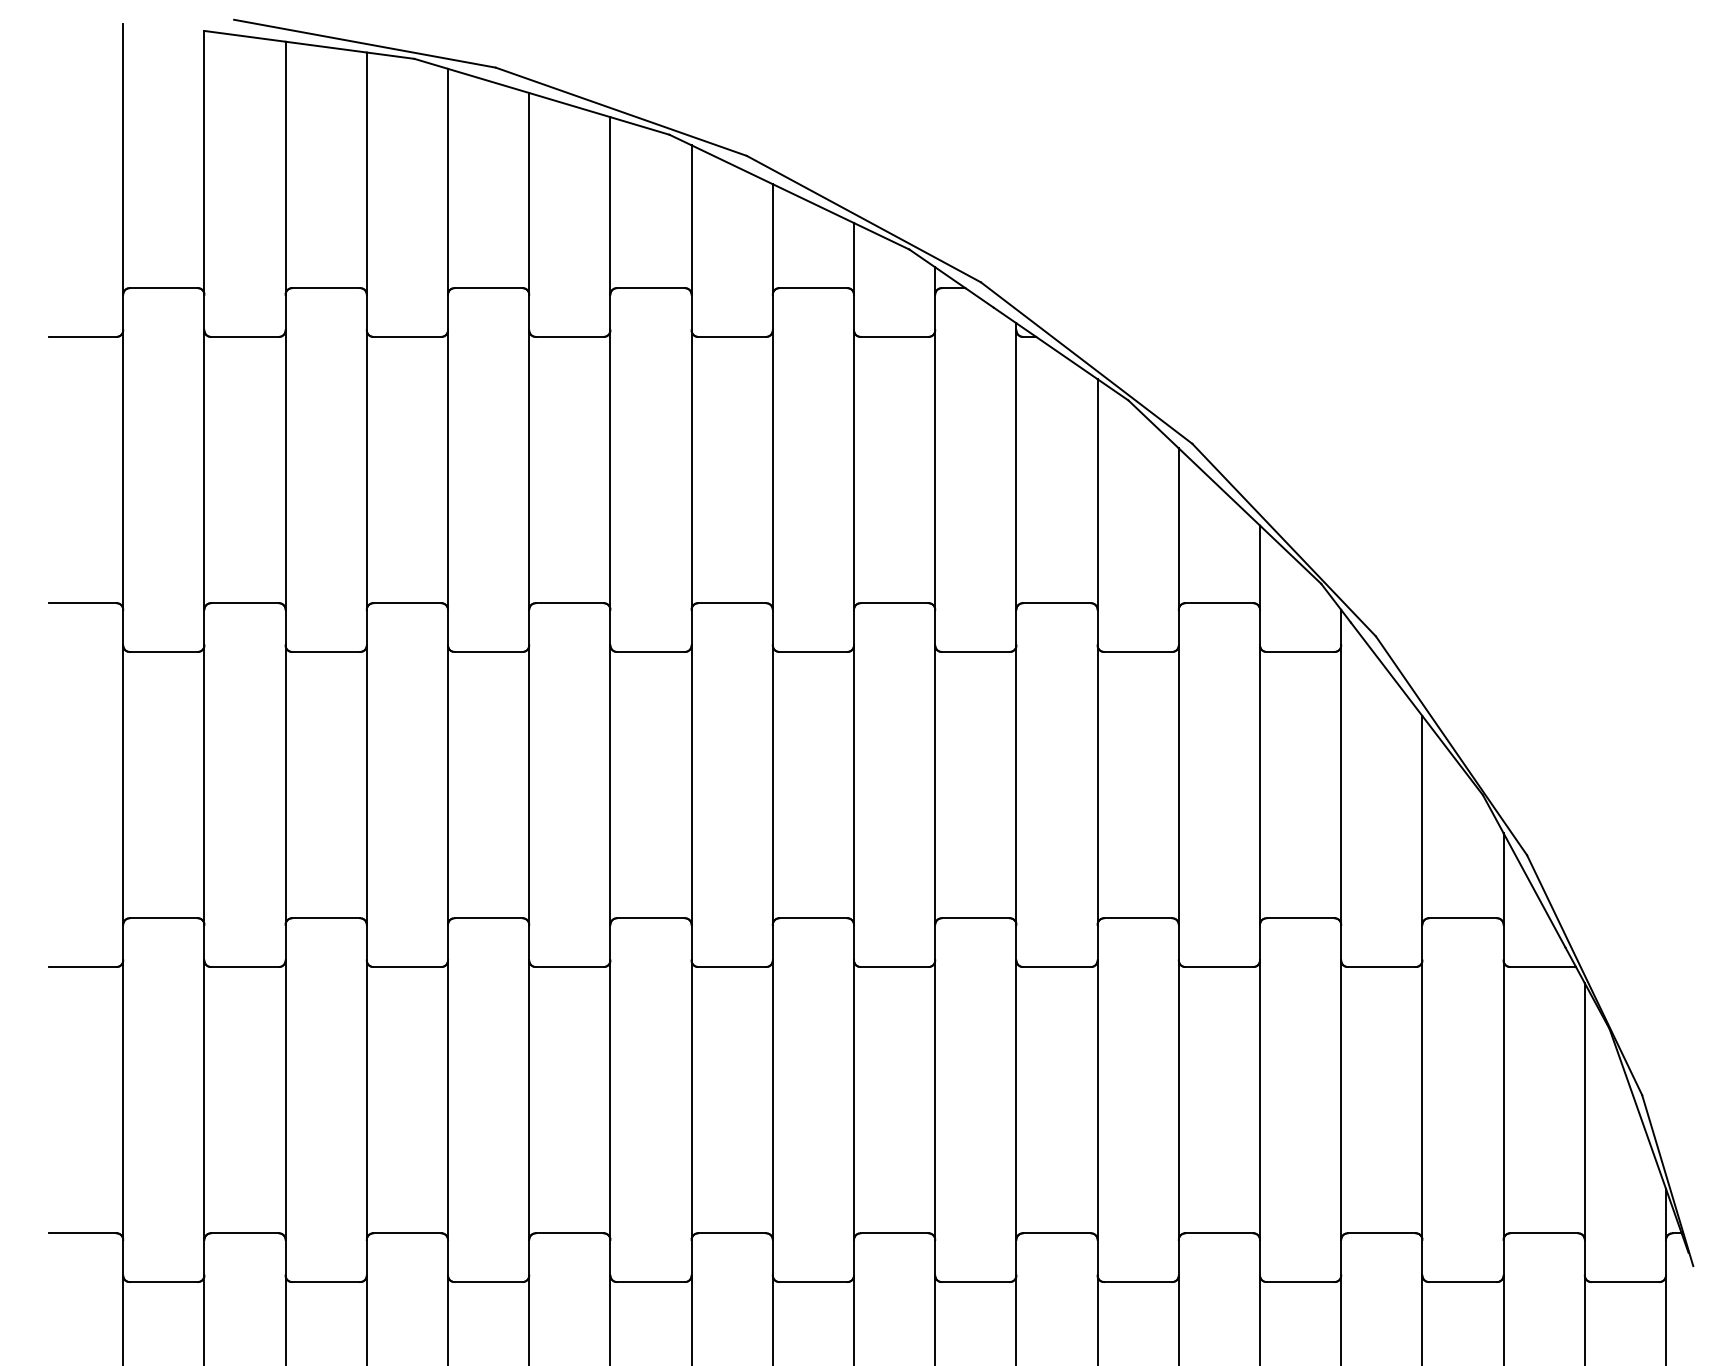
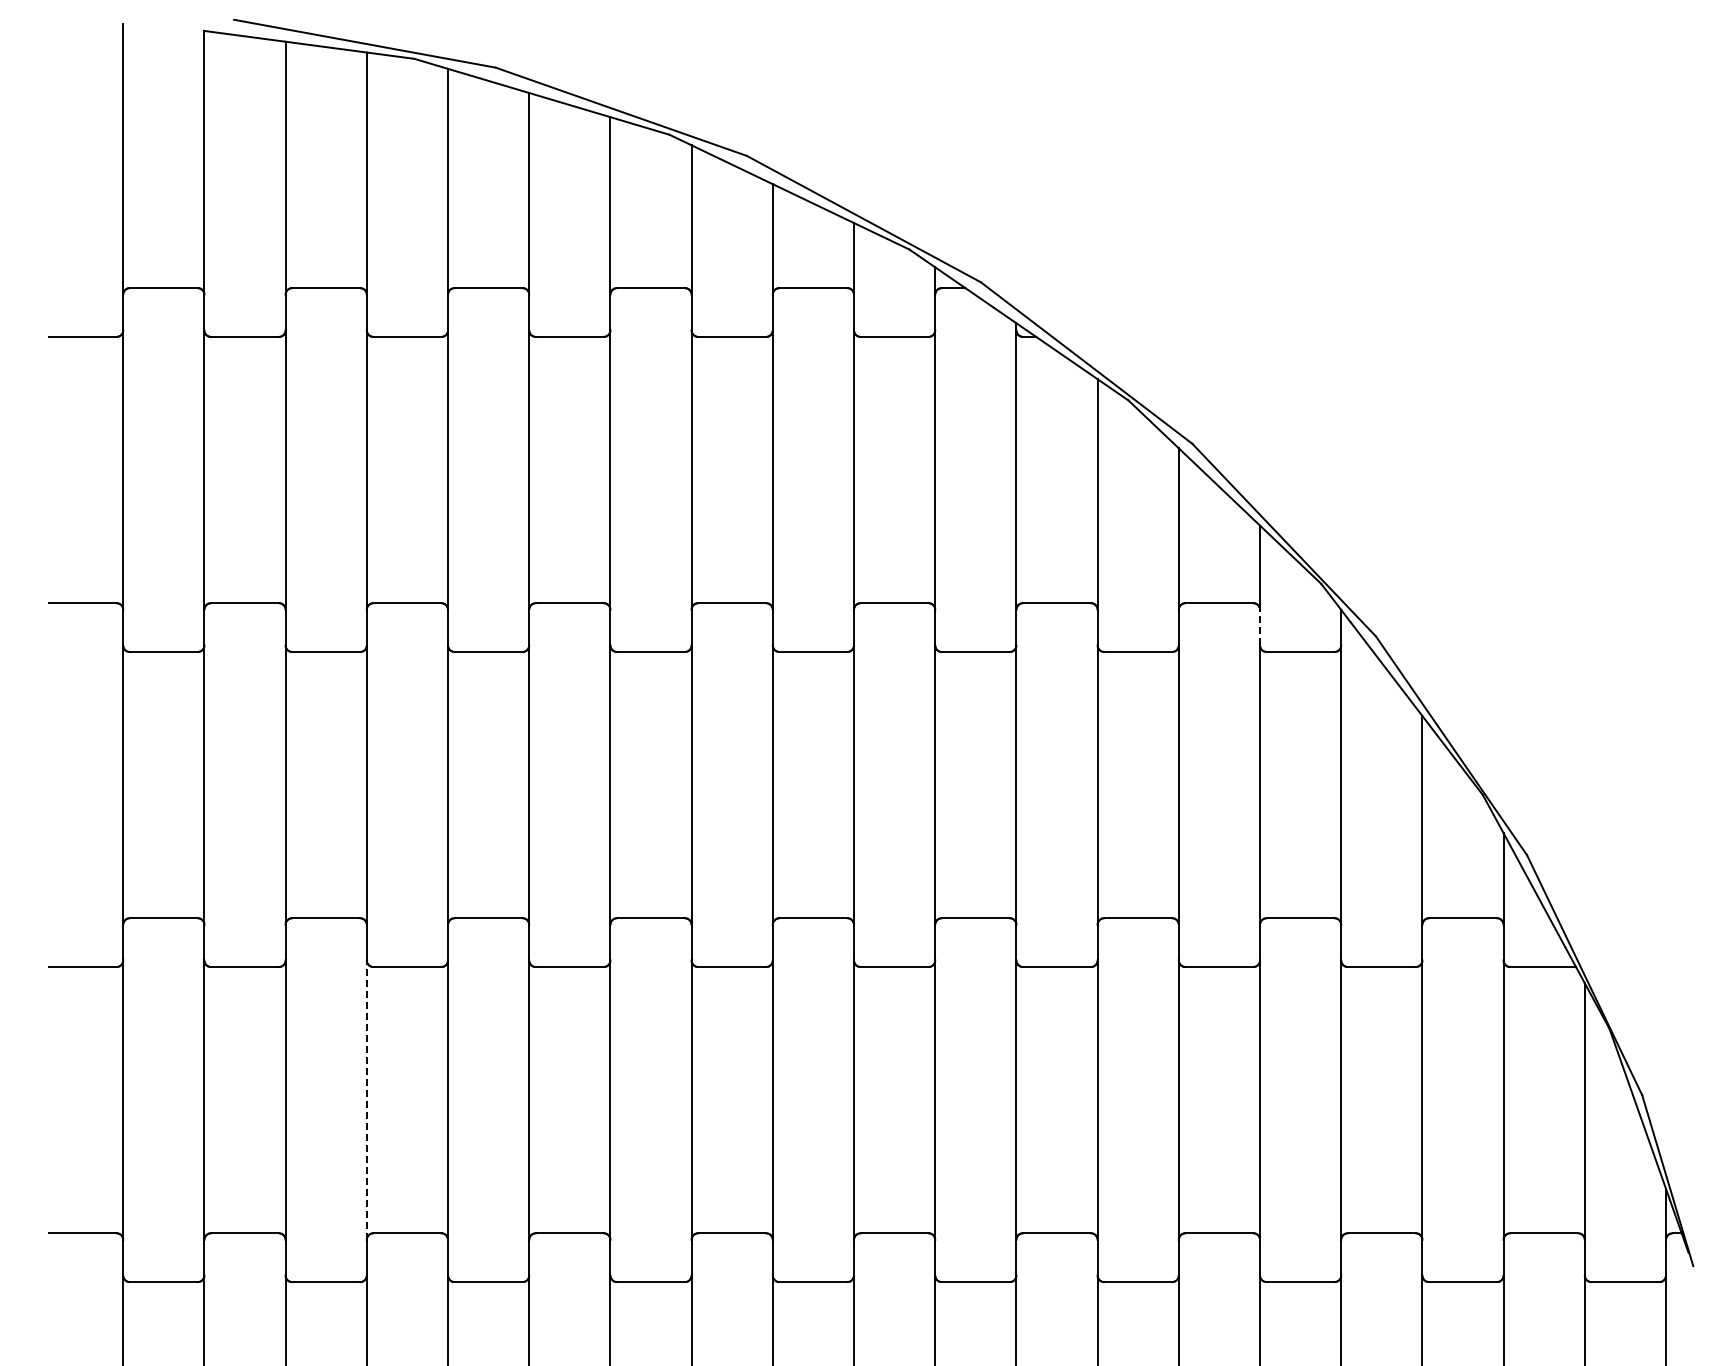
line: solid -> dashed (1260, 627)
line: solid -> dashed (366, 1100)
